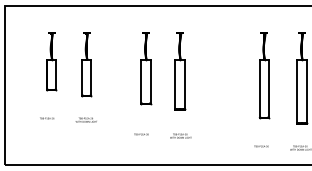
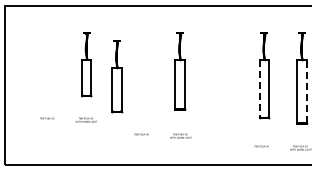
part: present -> none (51, 61)
part position: (146, 68) -> (117, 76) (117, 76)
line: solid -> dashed (259, 88)
line: solid -> dashed (306, 91)
